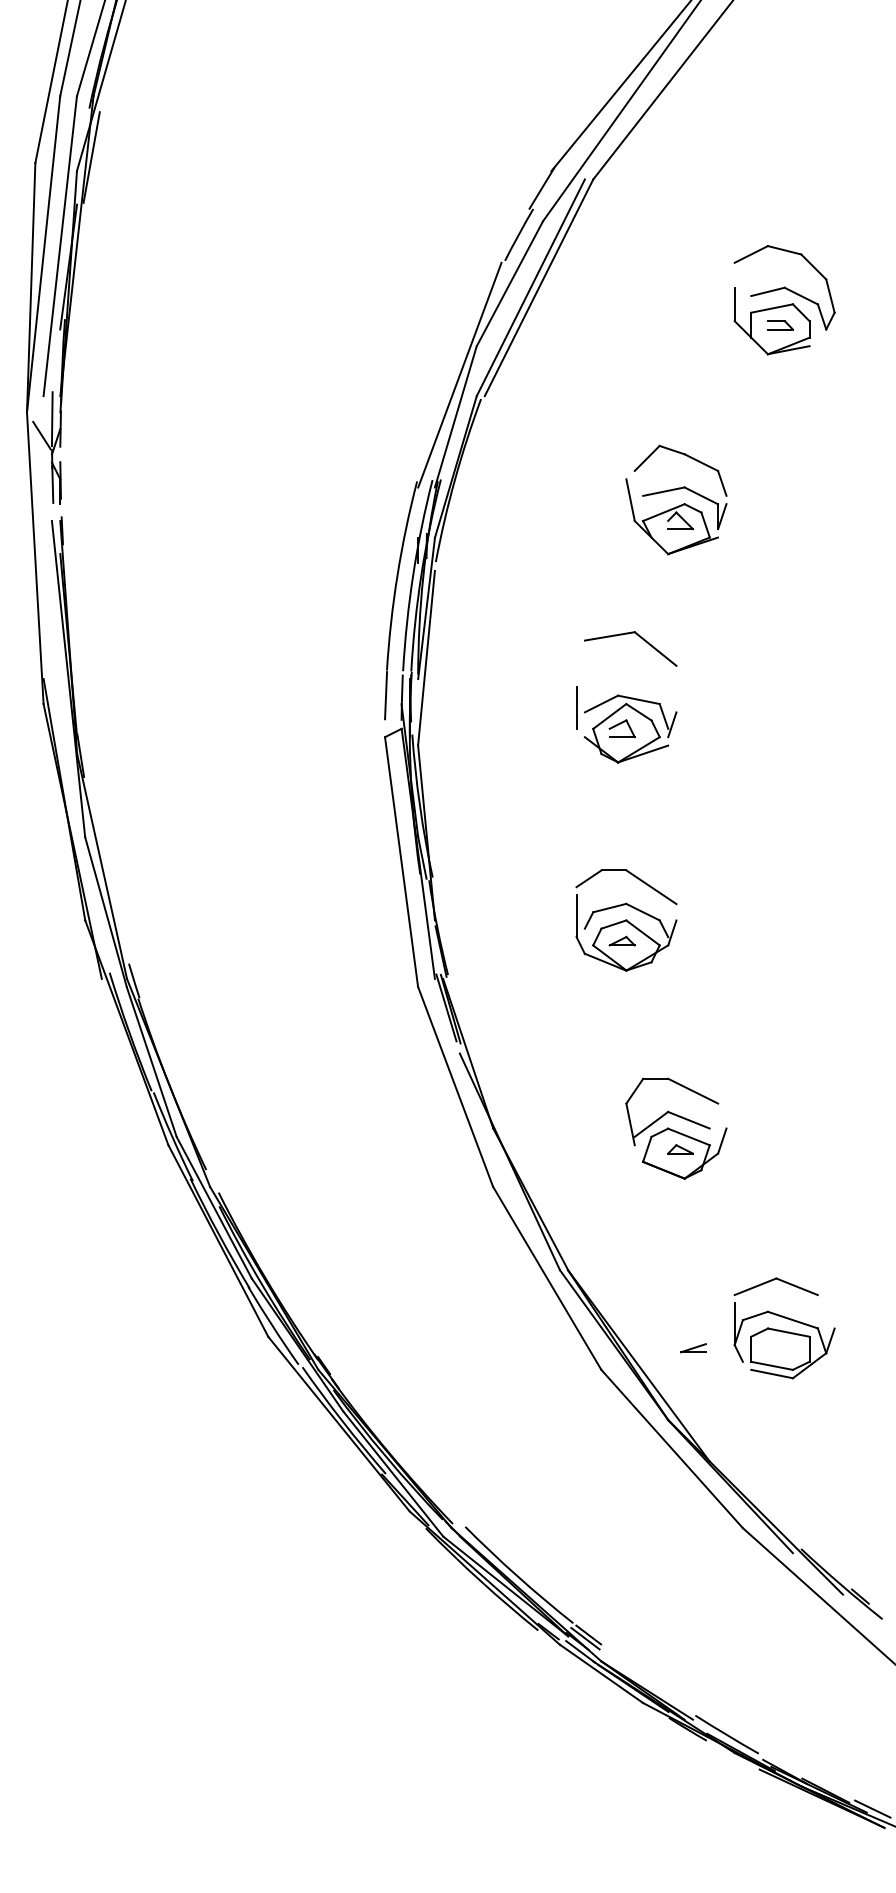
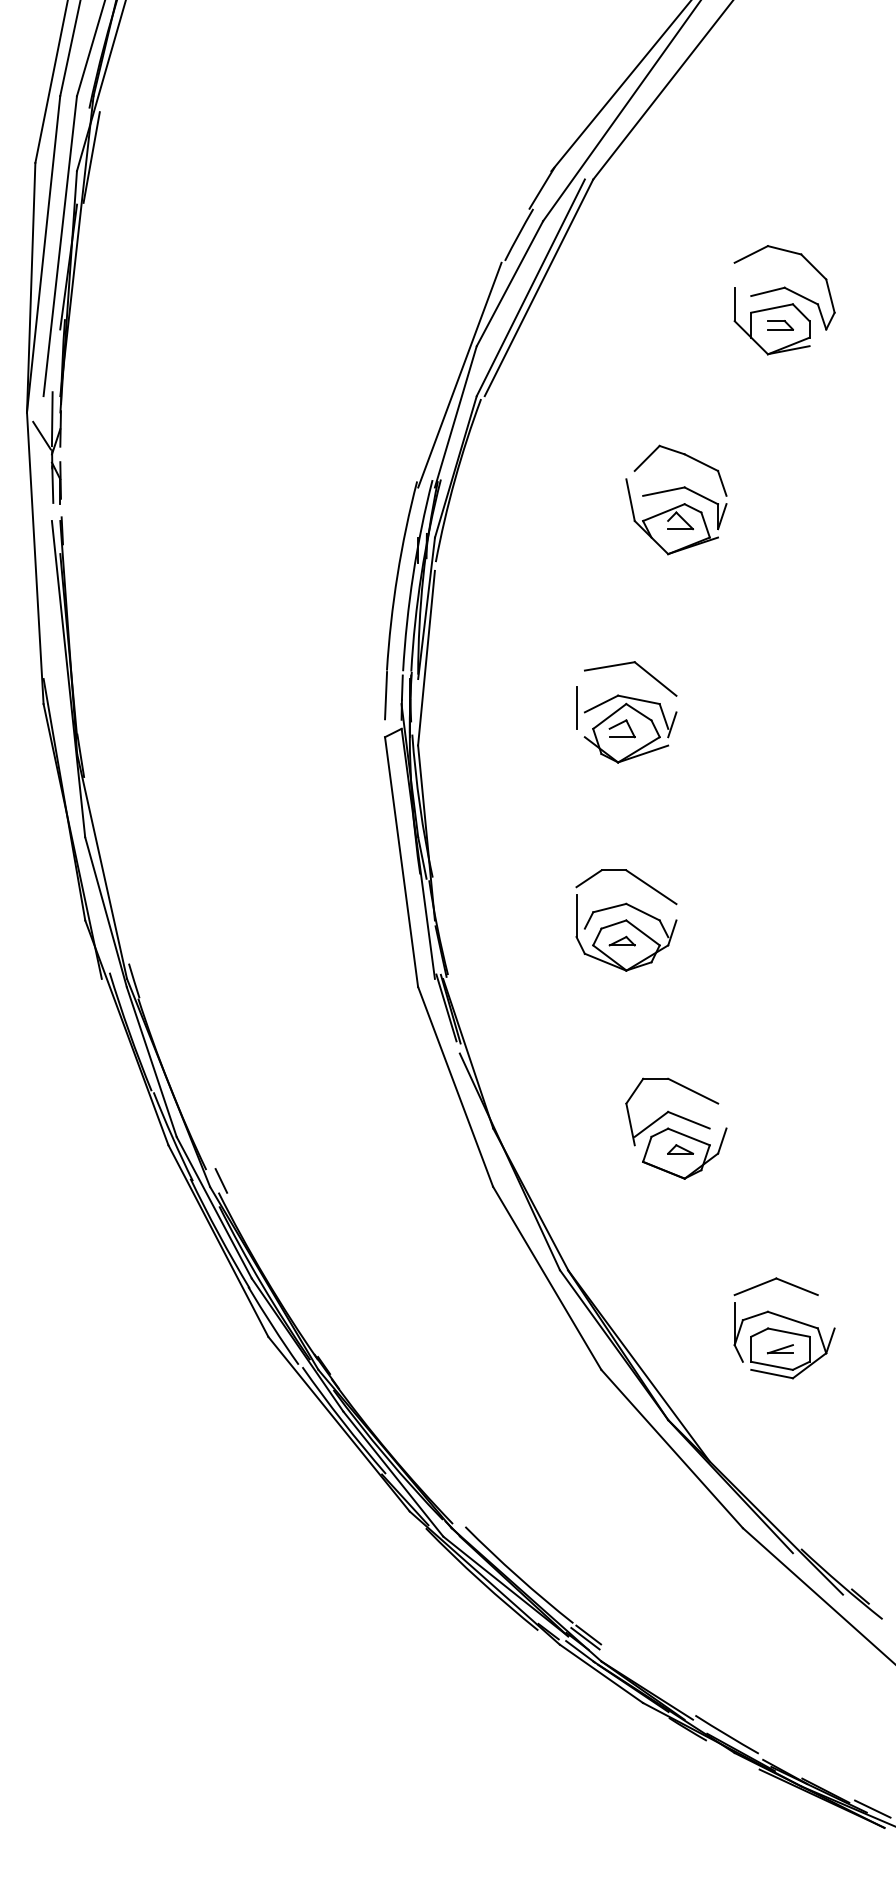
part position: (628, 634) -> (628, 664) (628, 664)
line: none -> present (221, 1180)
part position: (693, 1348) -> (780, 1349) (780, 1349)
